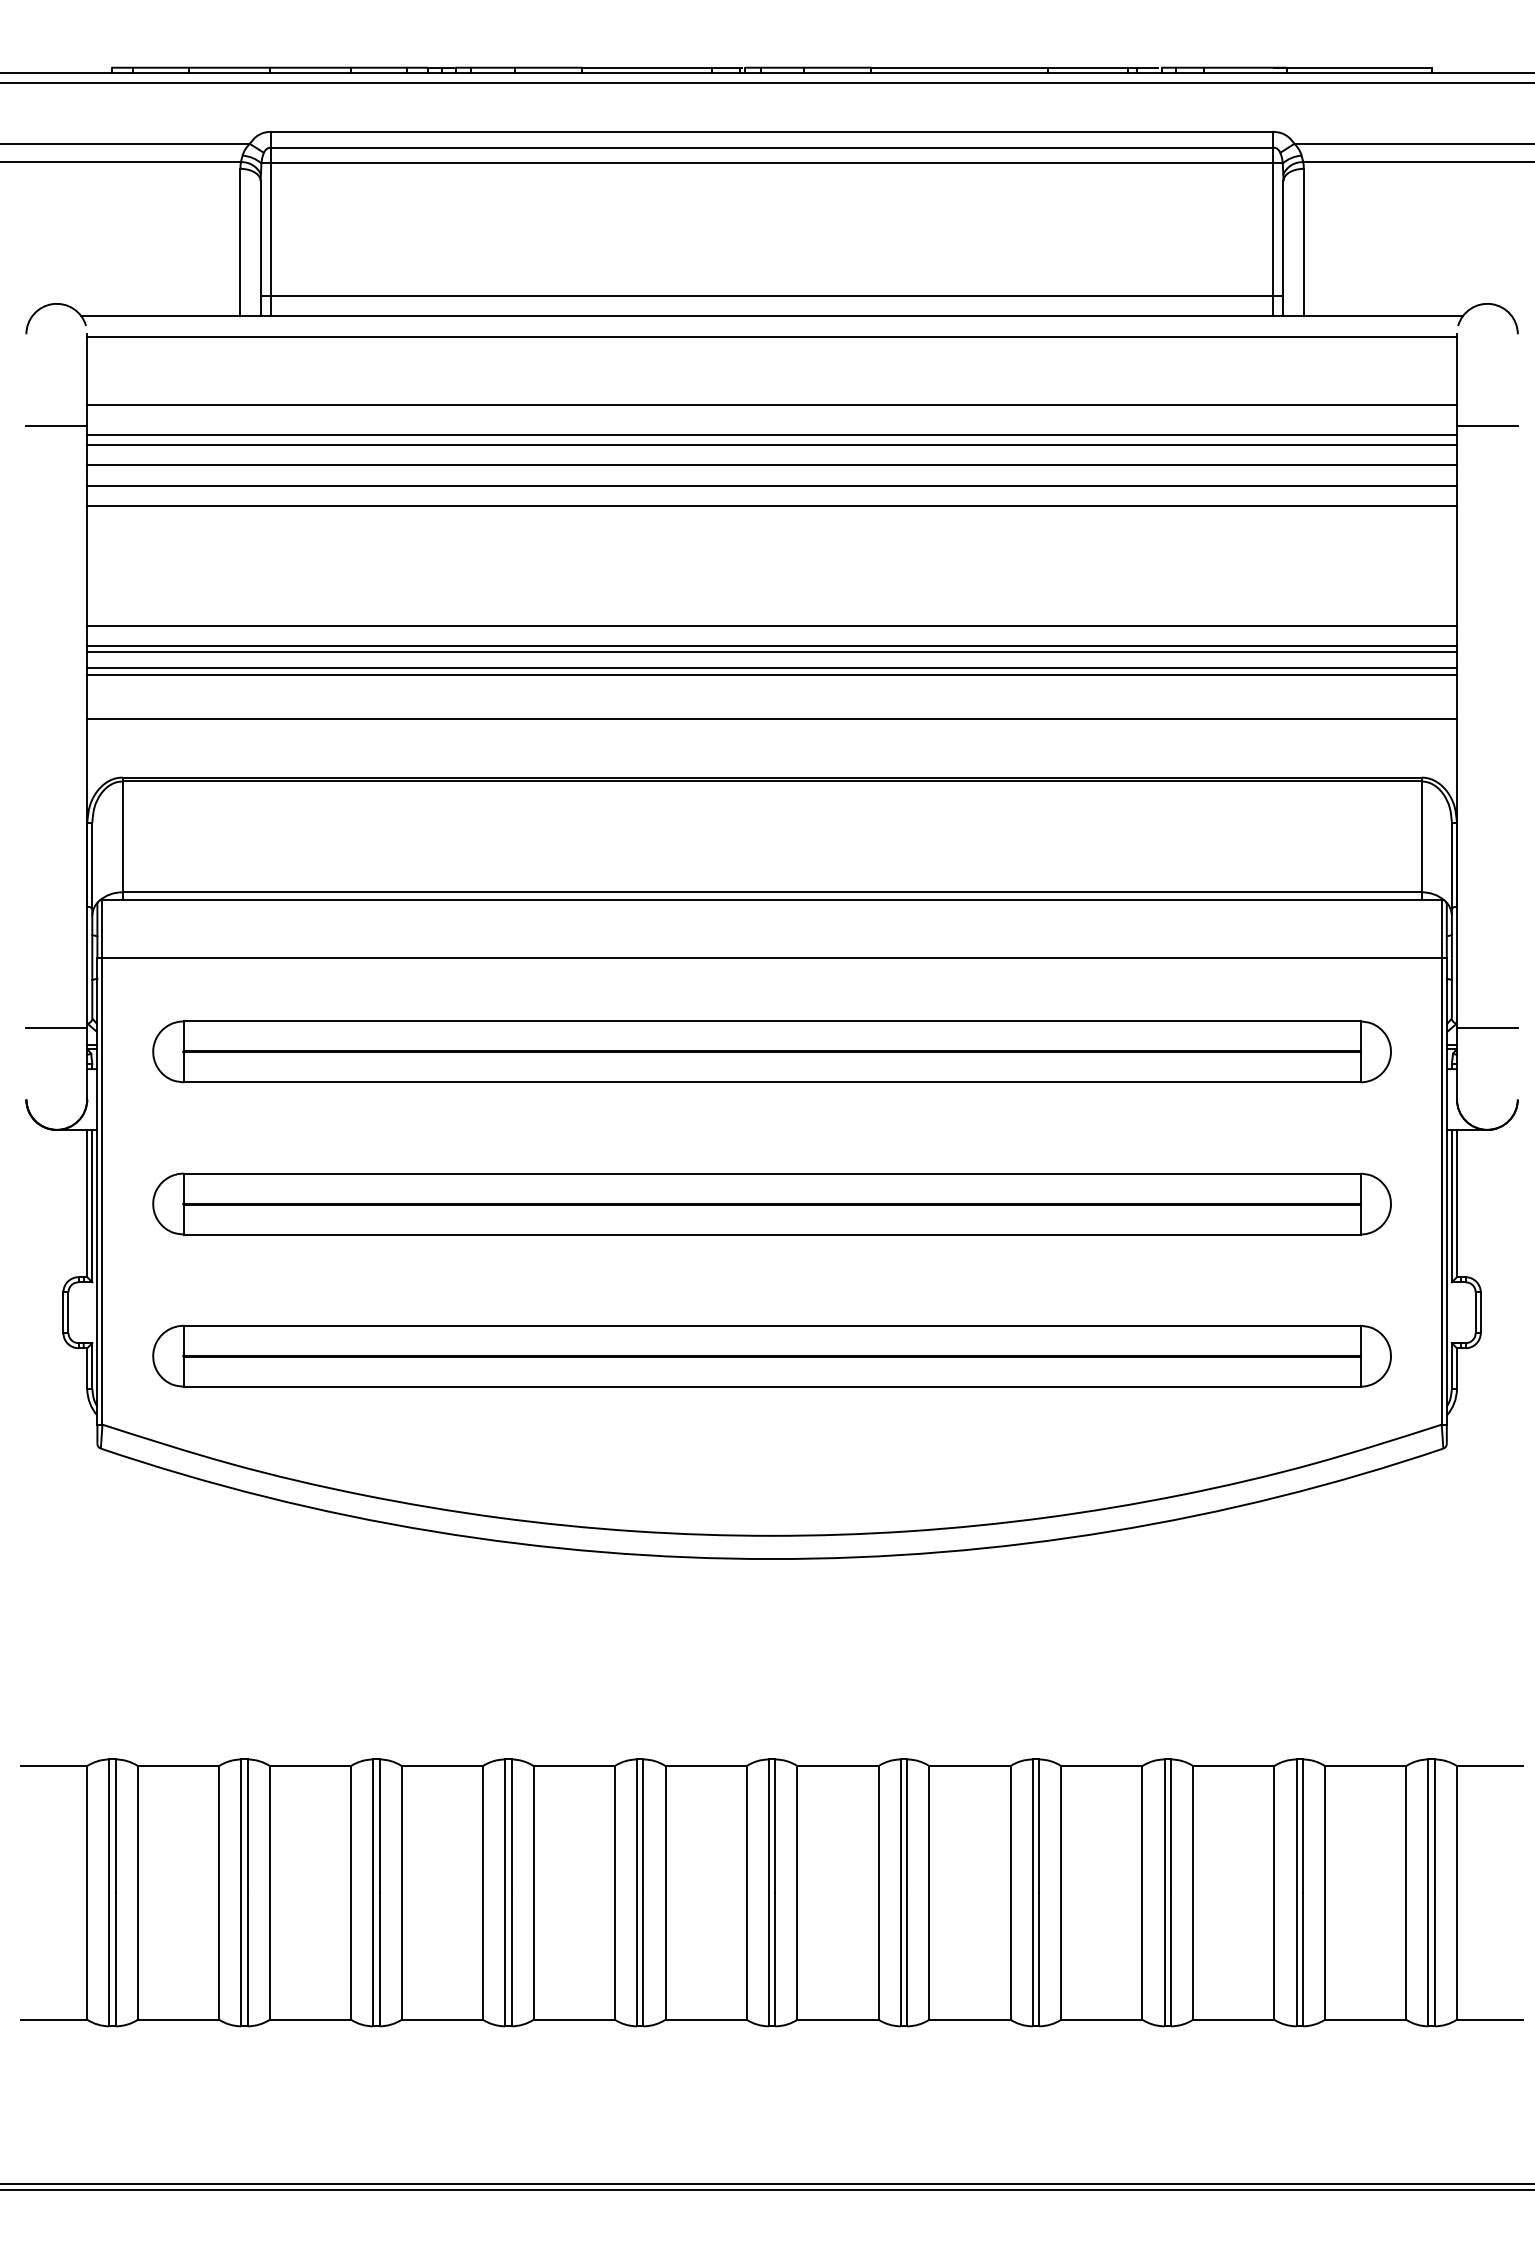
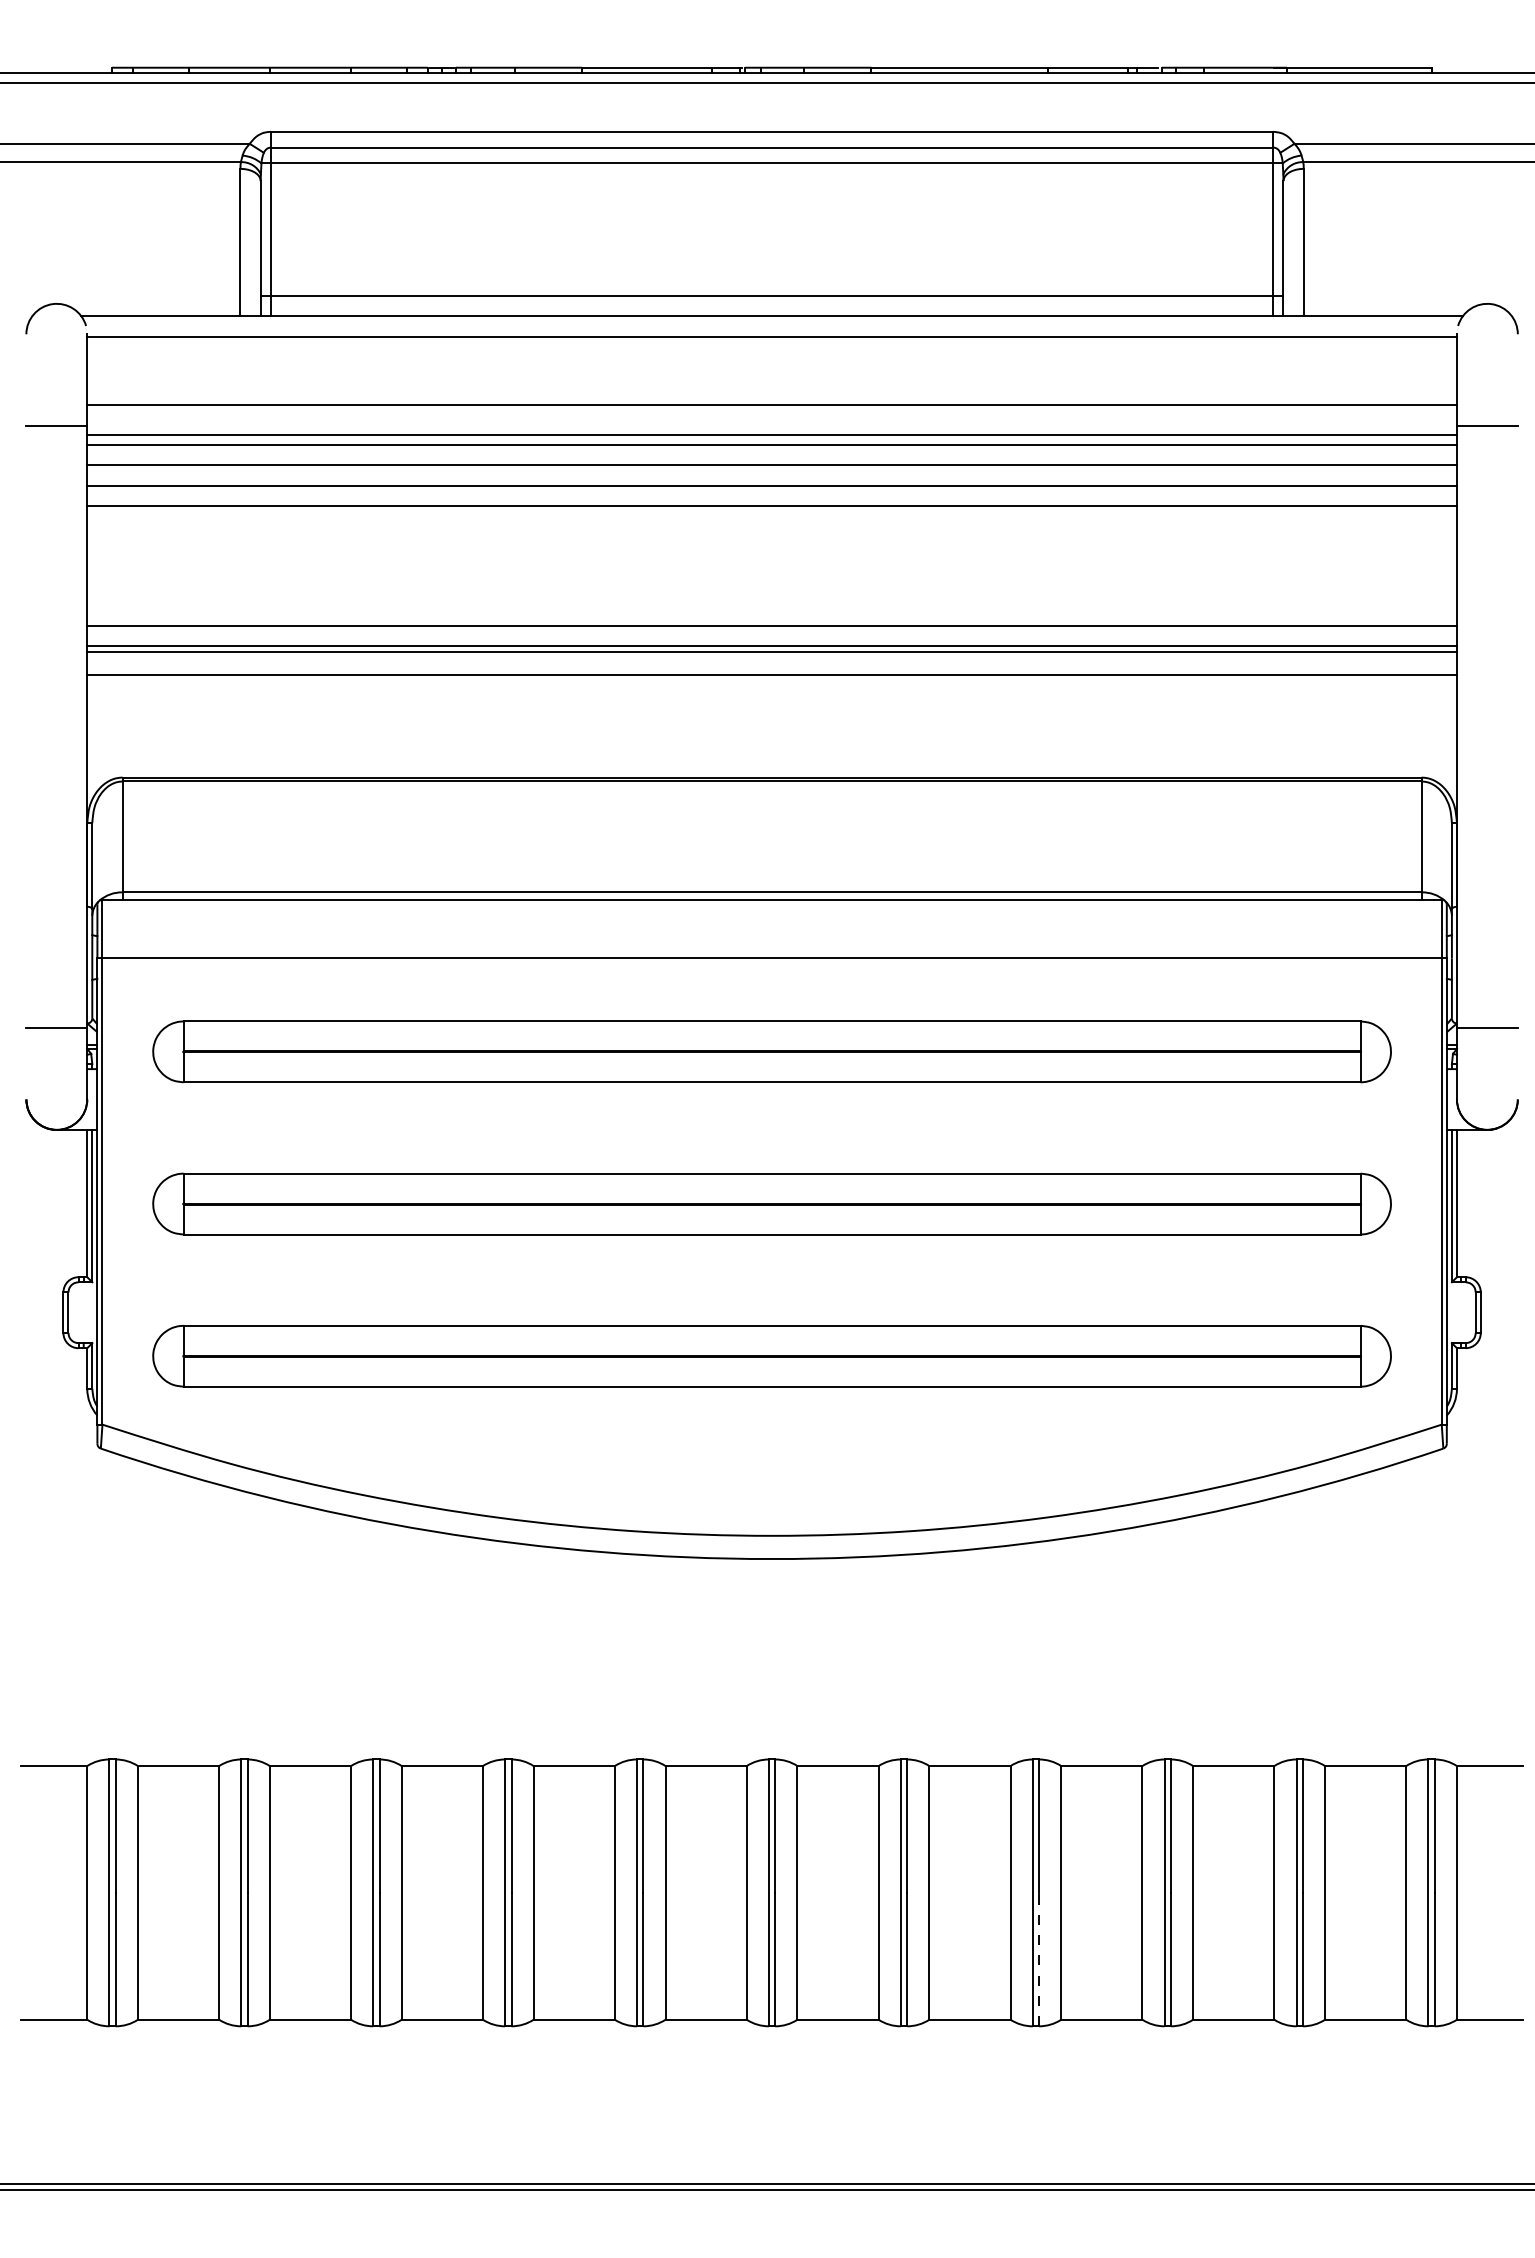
line: present -> none (771, 668)
line: present -> none (771, 719)
line: solid -> dashed (1039, 1959)
